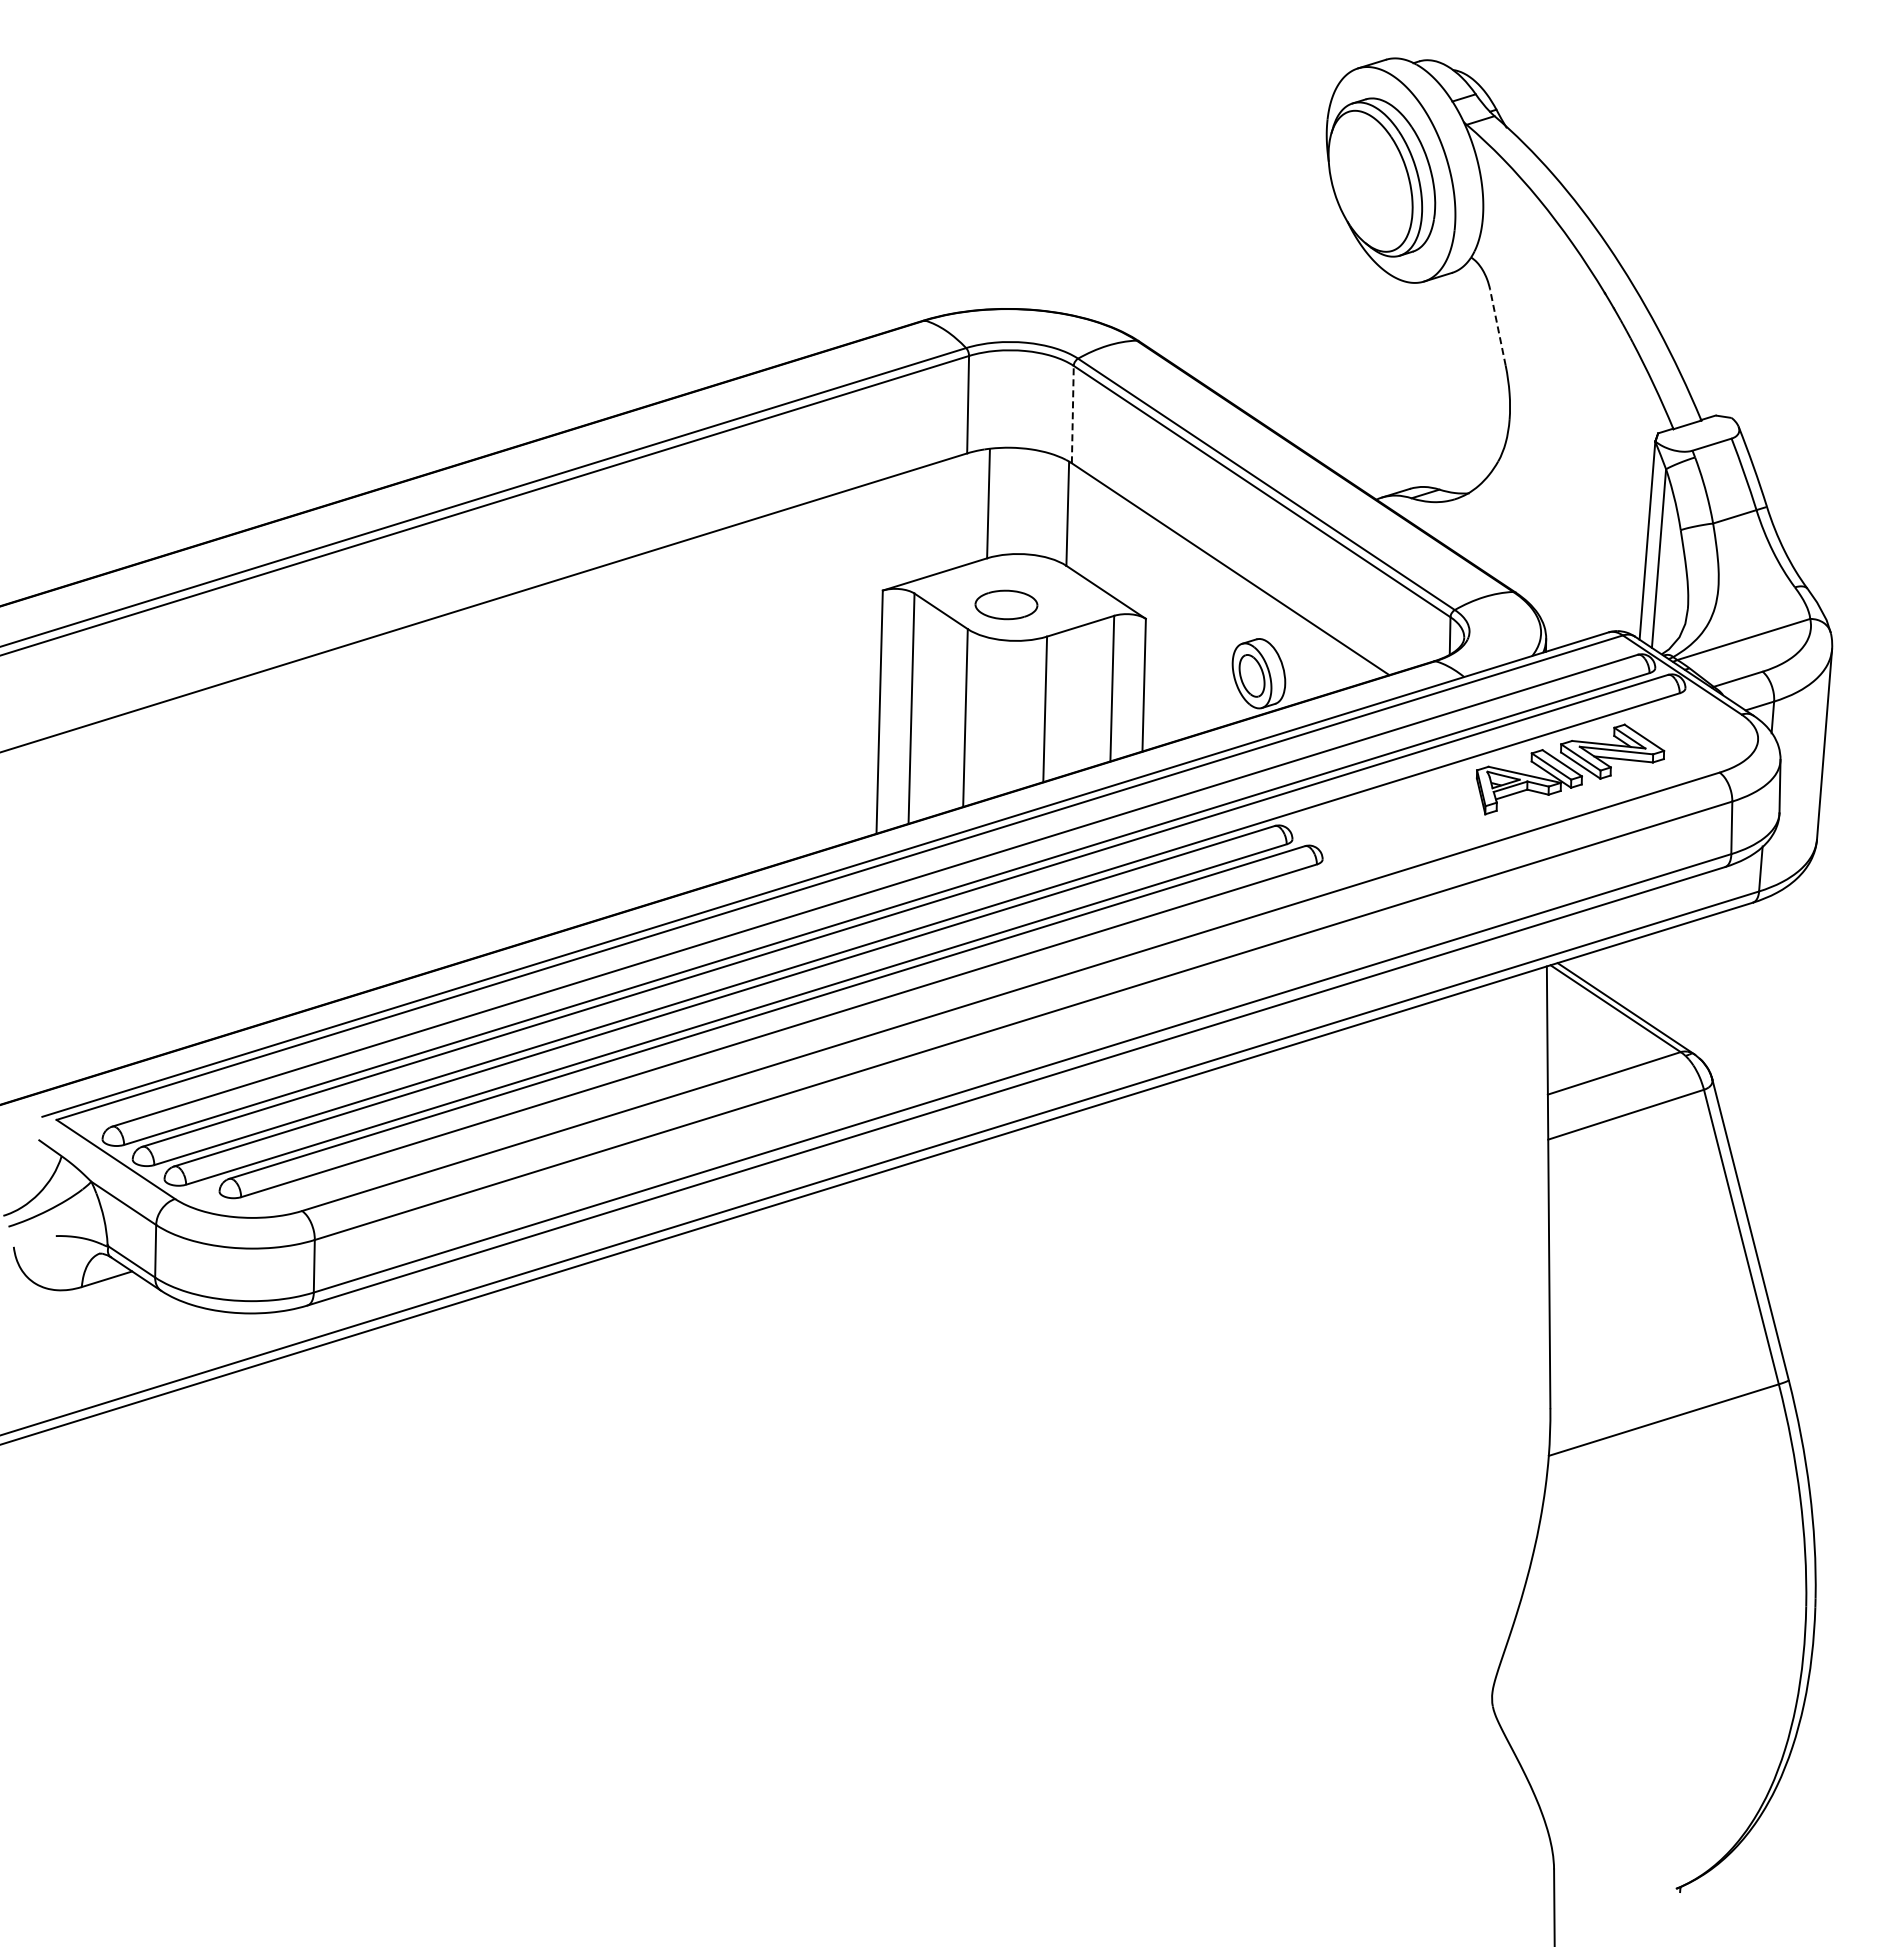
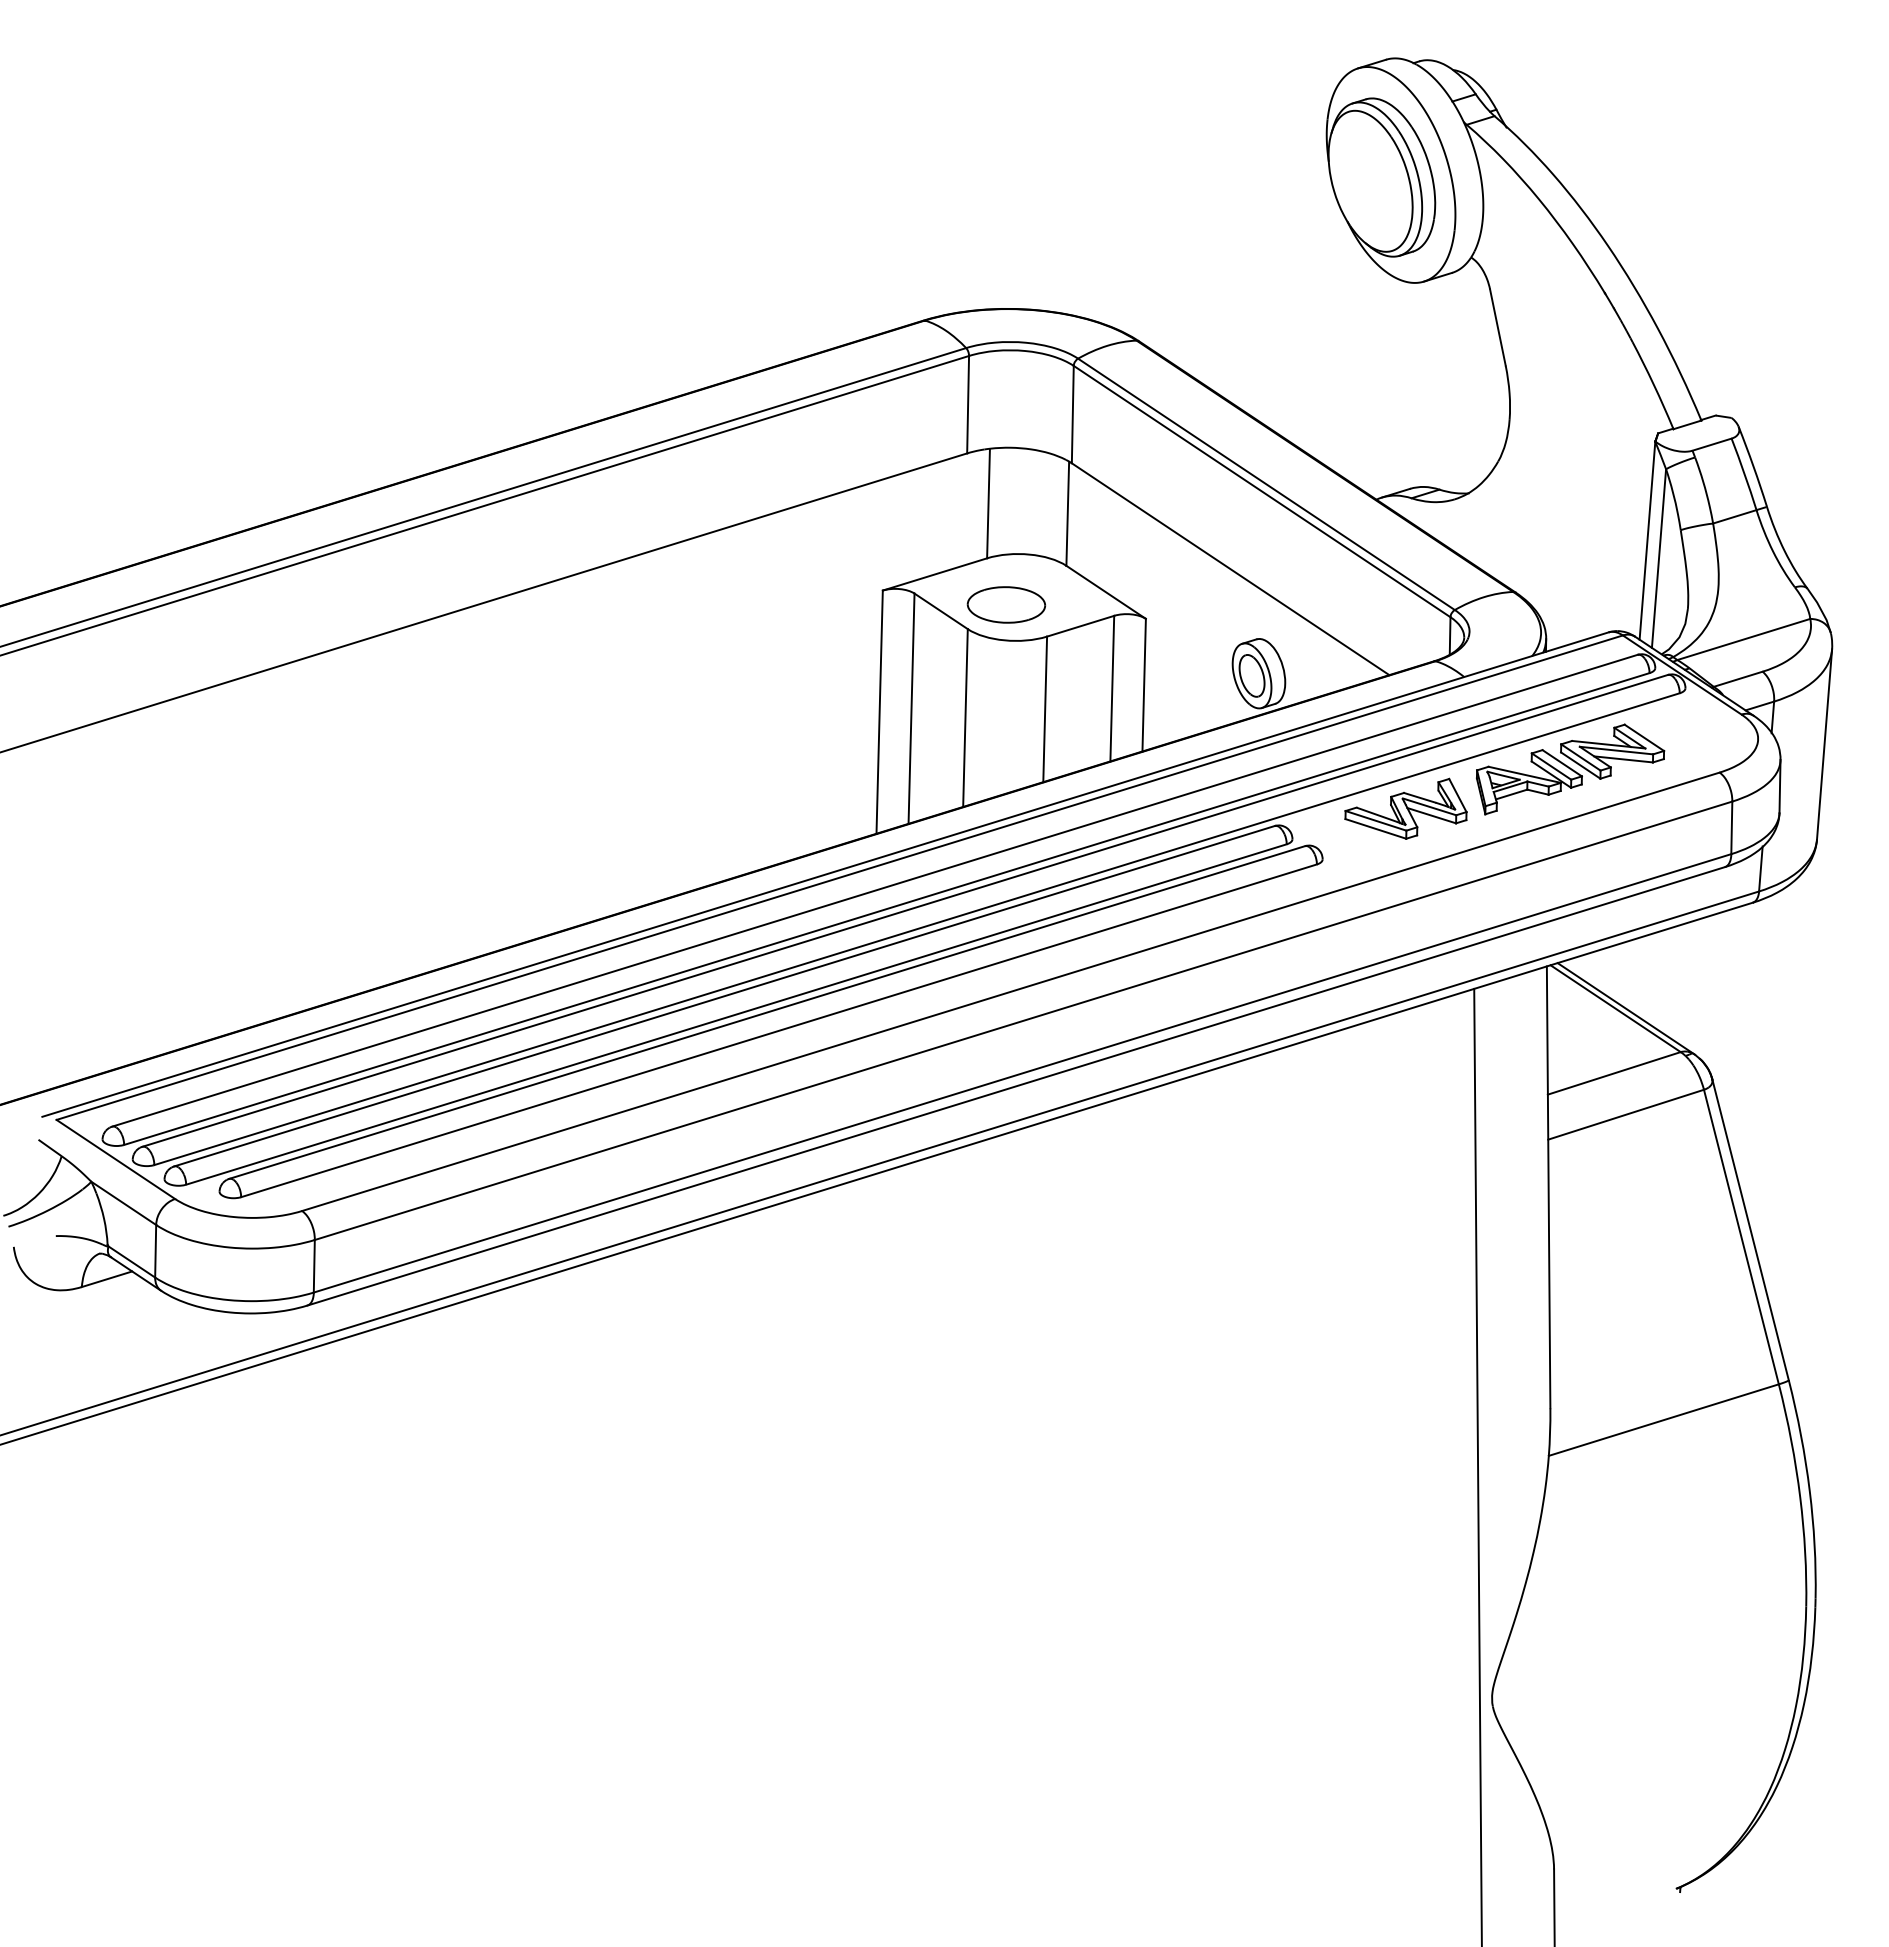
line: dashed -> solid (1497, 327)
line: dashed -> solid (1072, 414)
part size: 65x32 px -> 81x38 px (1006, 604)
part: none -> present (1405, 808)
line: none -> present (1477, 1465)
